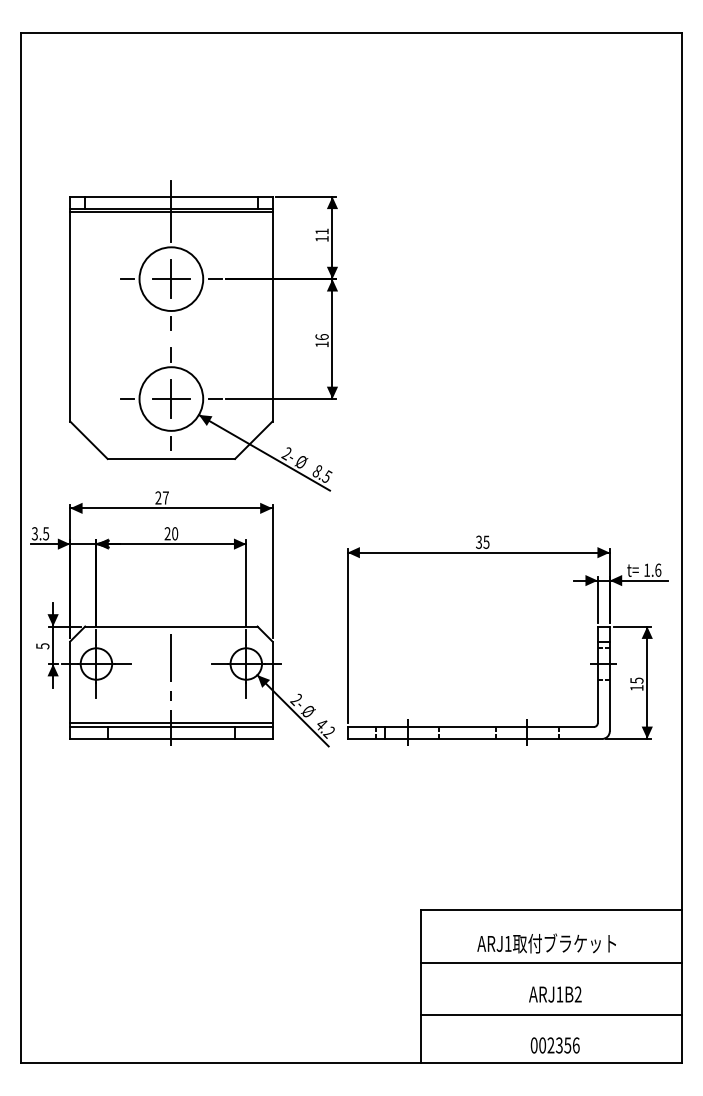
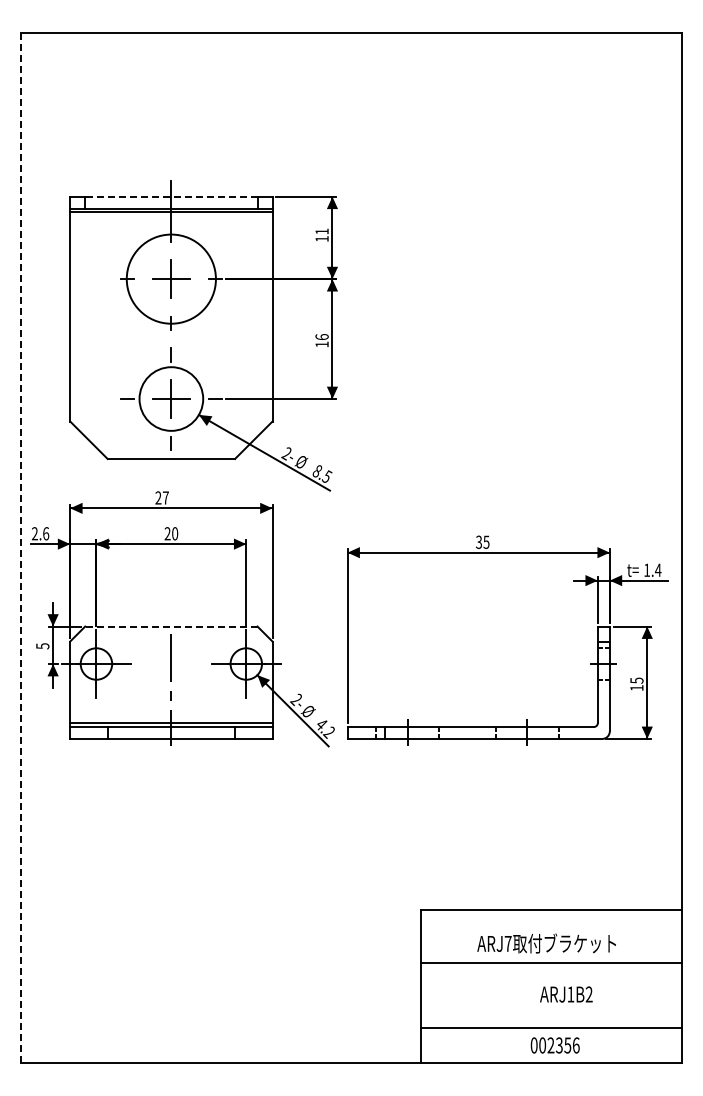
line: solid -> dashed (170, 196)
circle diameter: 64 px -> 89 px (170, 278)
text: 3.5 -> 2.6 (40, 533)
line: solid -> dashed (20, 548)
text: 1.6 -> 1.4 (657, 569)
line: solid -> dashed (170, 626)
text: ARJ1 -> ARJ7 (507, 943)
text position: (555, 994) -> (566, 994) (566, 994)
line position: (551, 1015) -> (551, 1028) (551, 1028)
